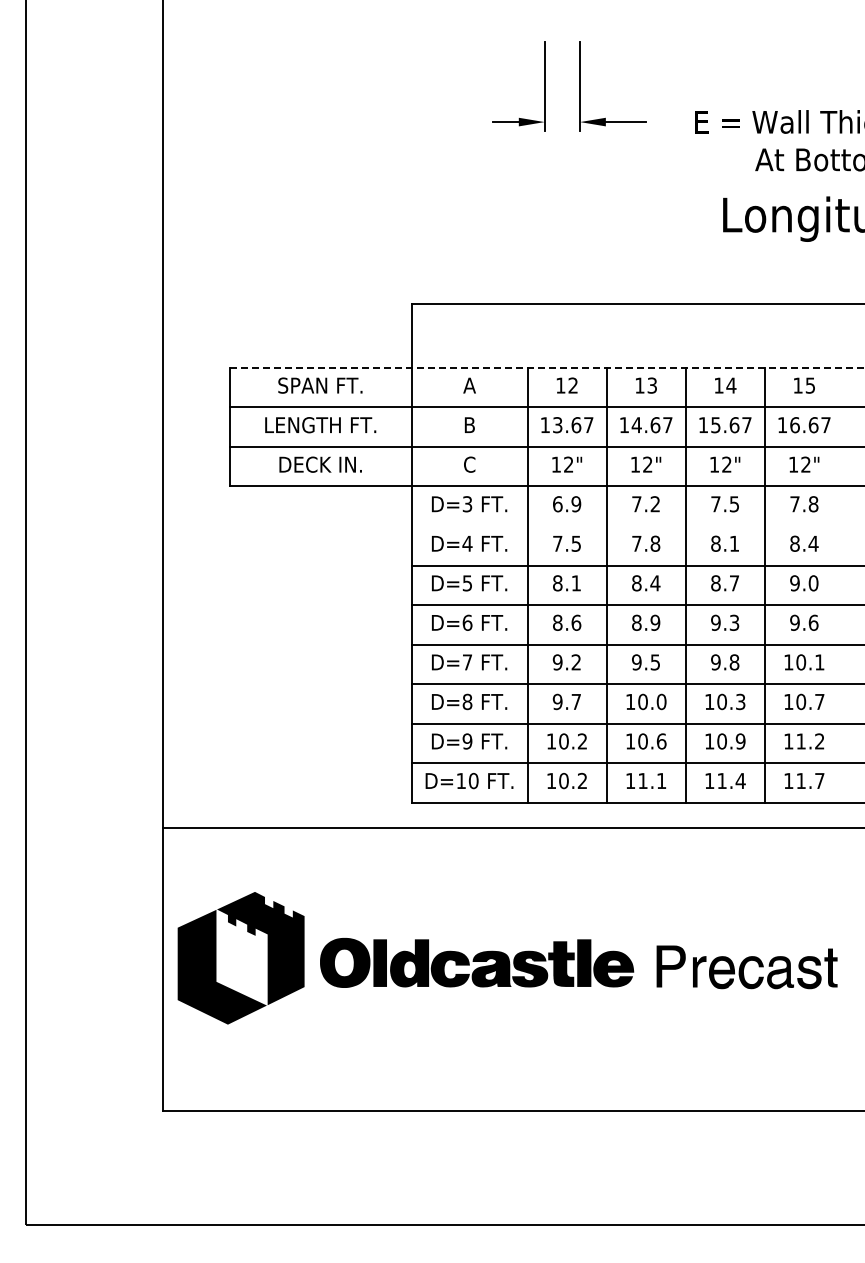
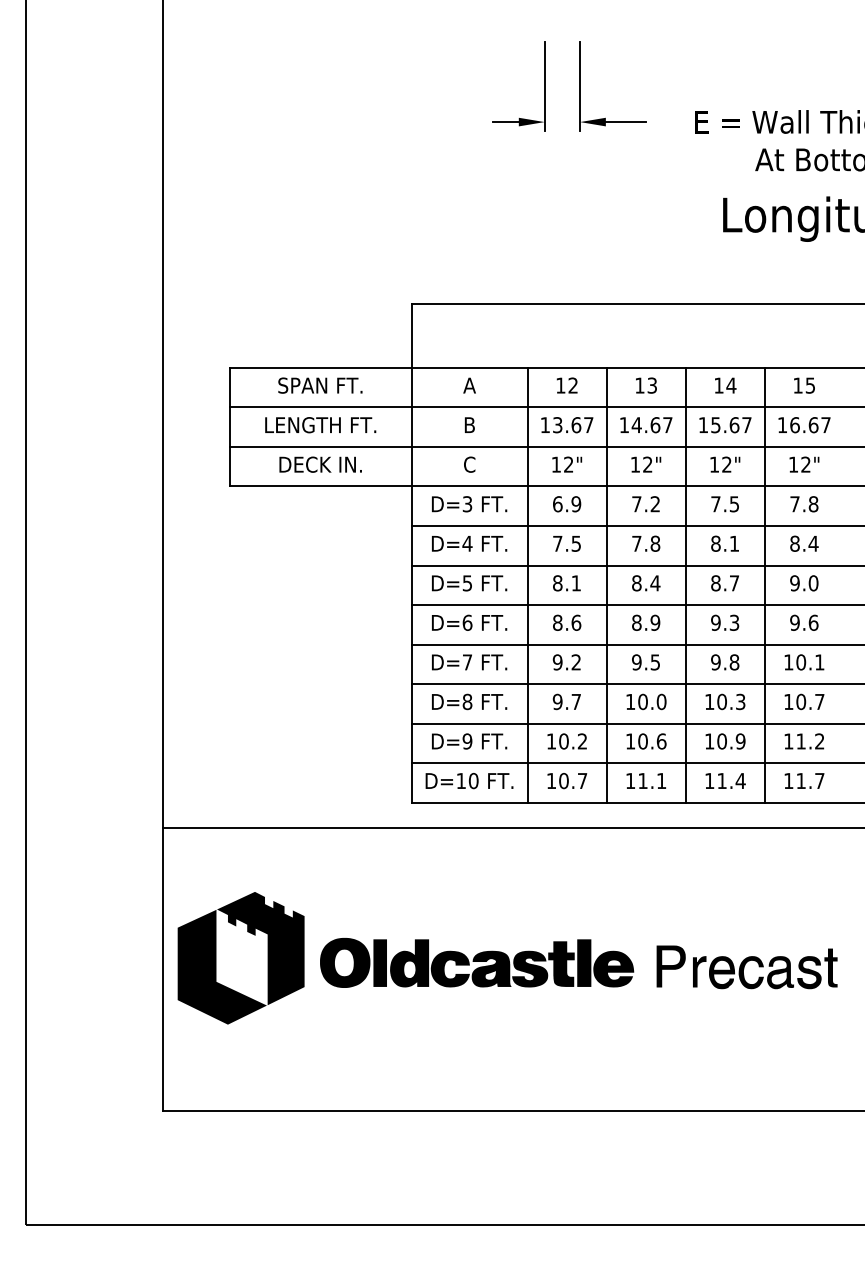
line: dashed -> solid (547, 367)
line: none -> present (636, 526)
text: 10.2 -> 10.7 (582, 780)
